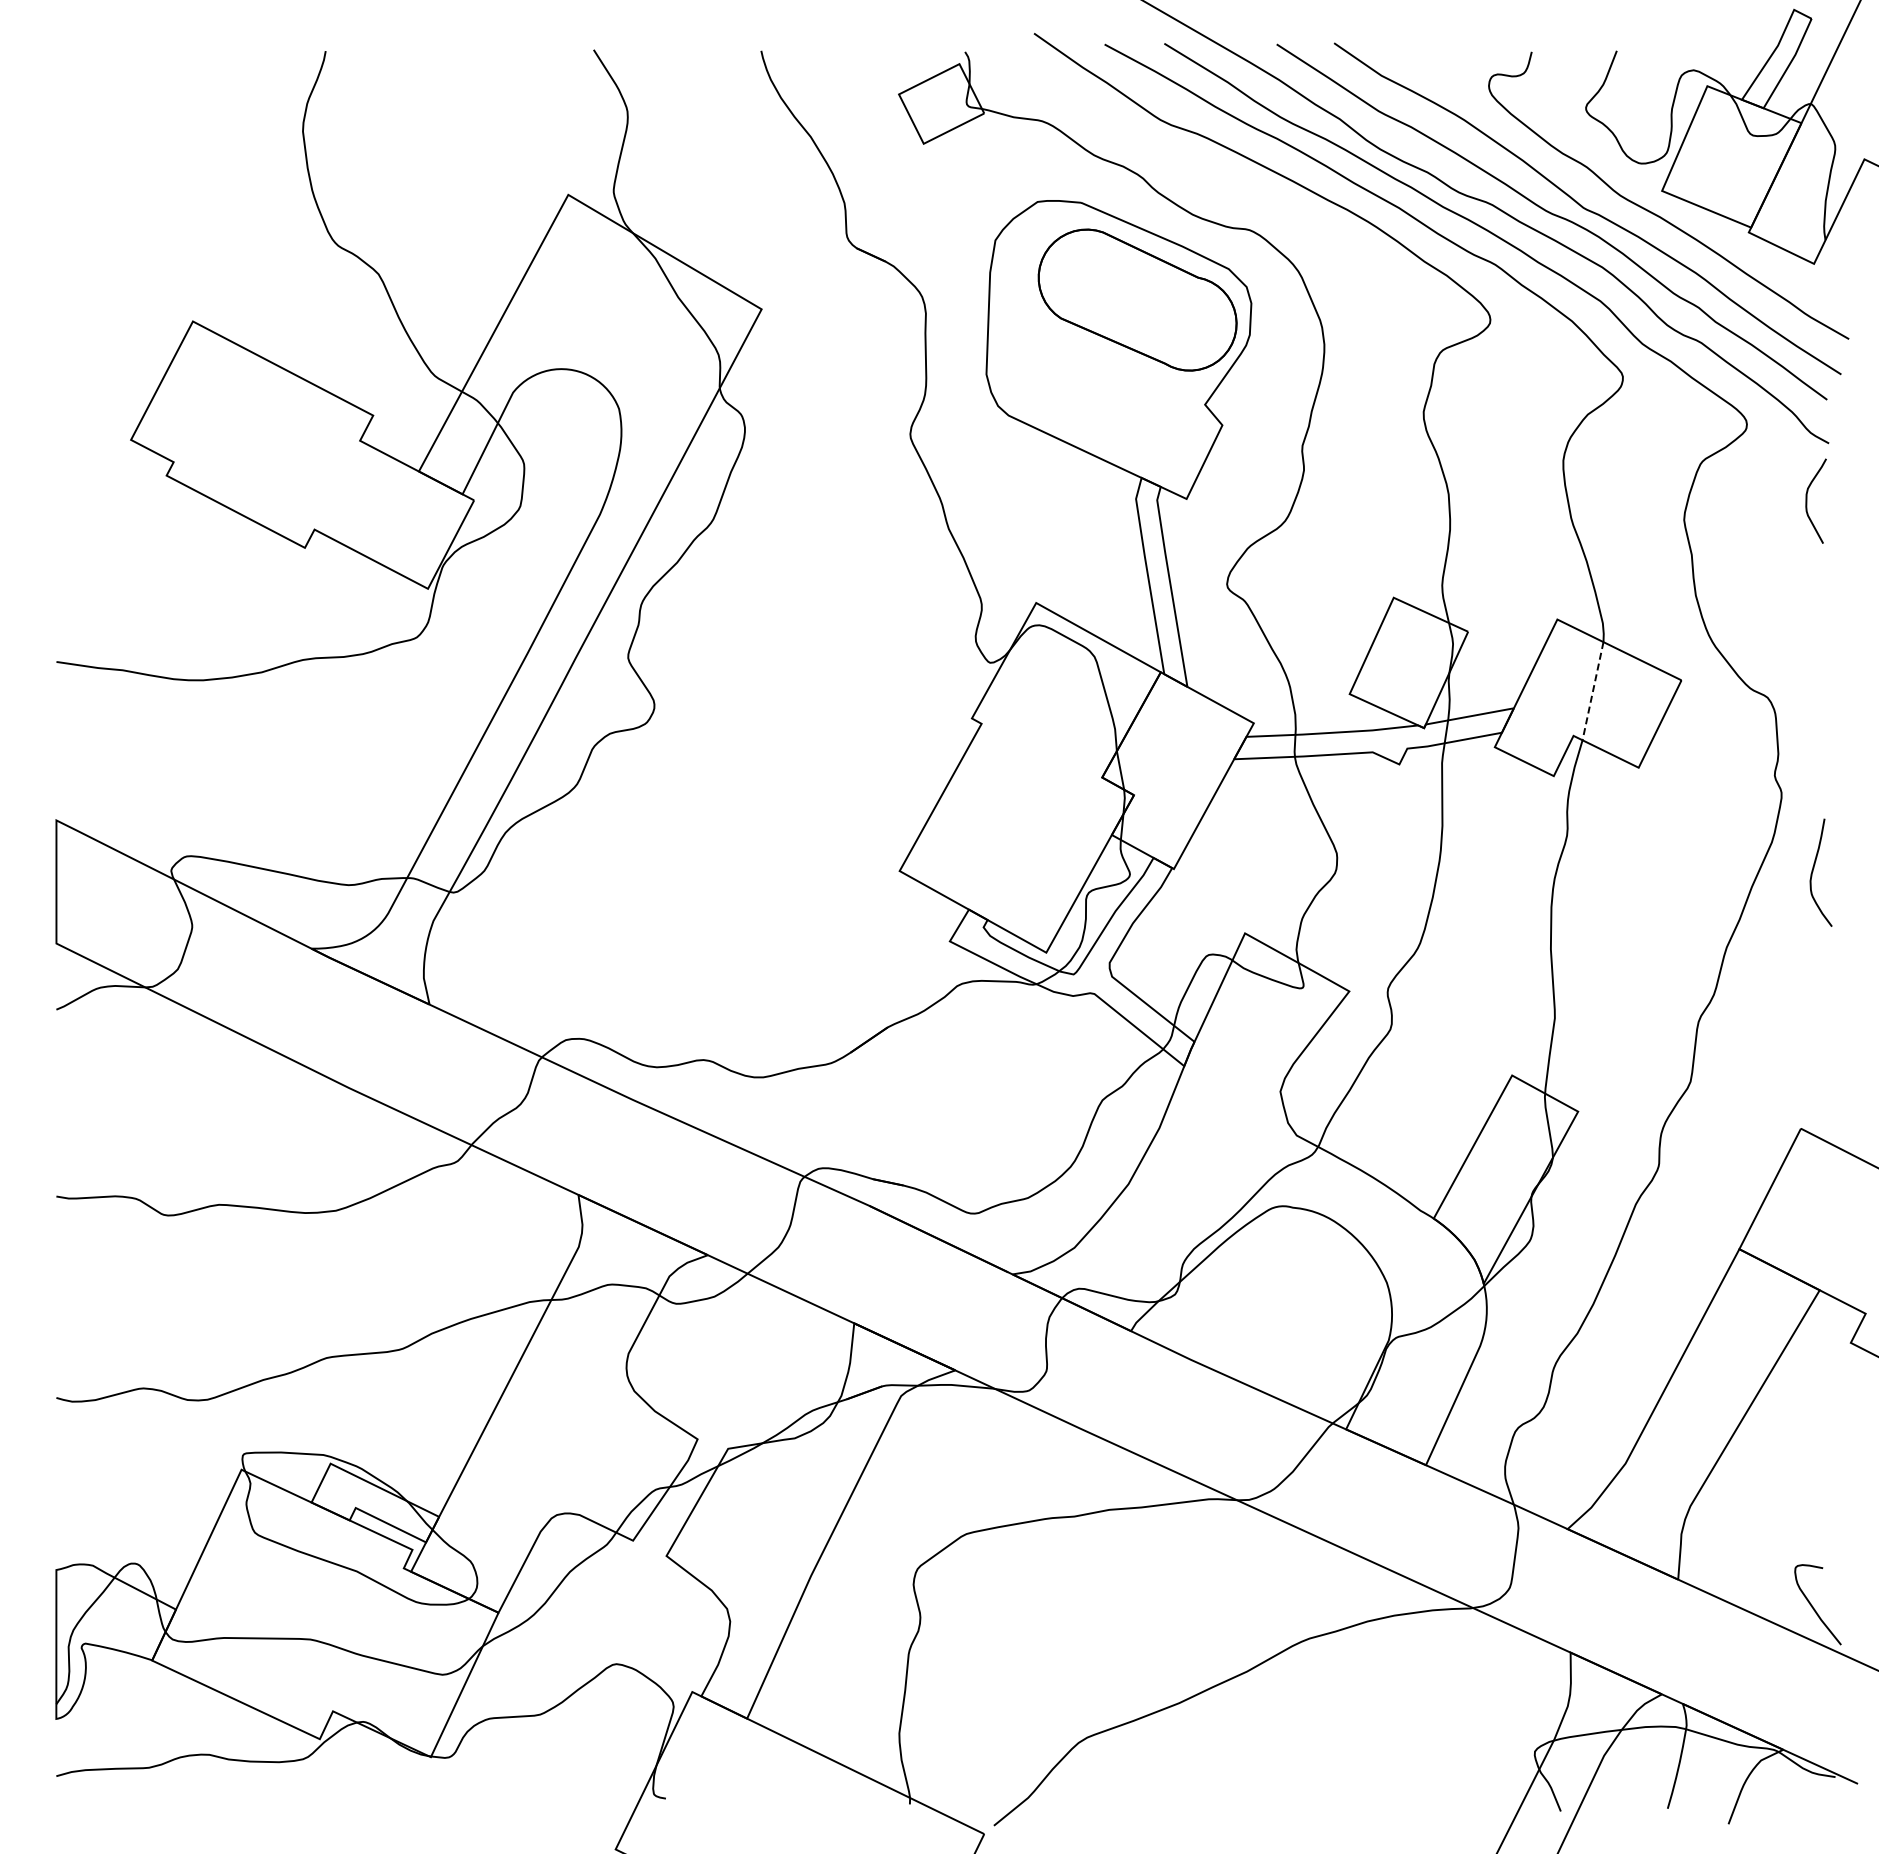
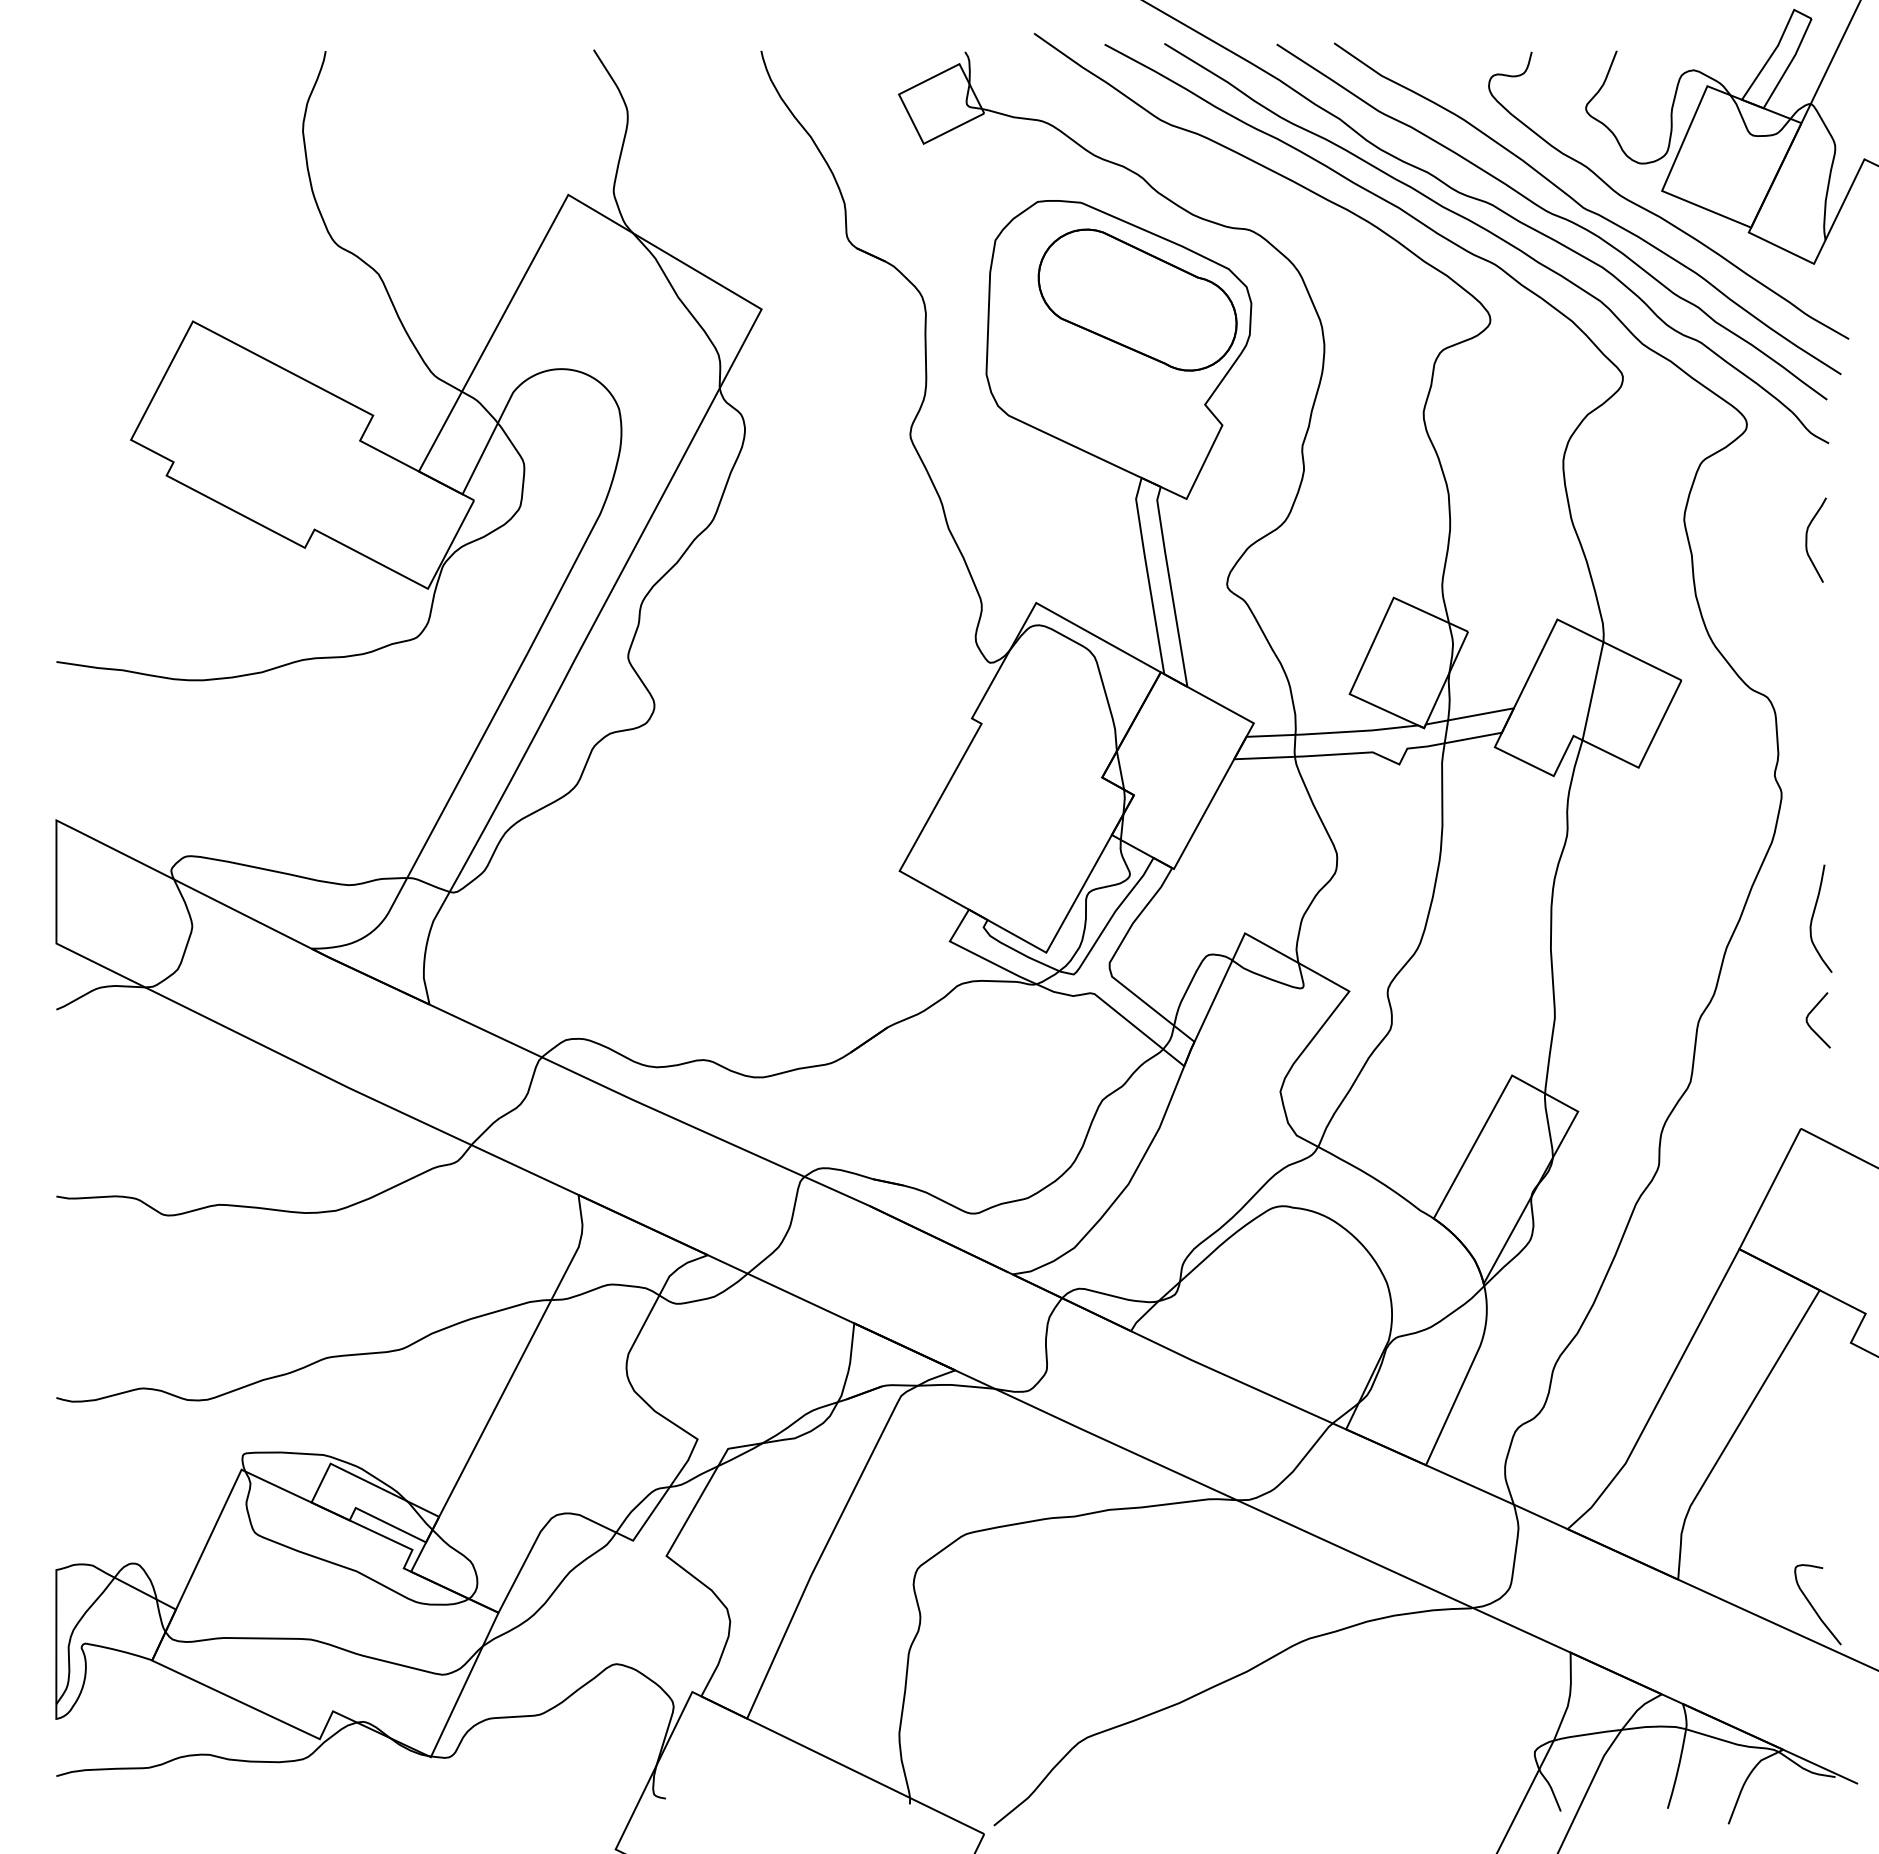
curve position: (1807, 500) -> (1807, 539) (1807, 539)
line: dashed -> solid (1592, 691)
curve position: (1813, 871) -> (1813, 917) (1813, 917)
curve: none -> present (1810, 1025)
